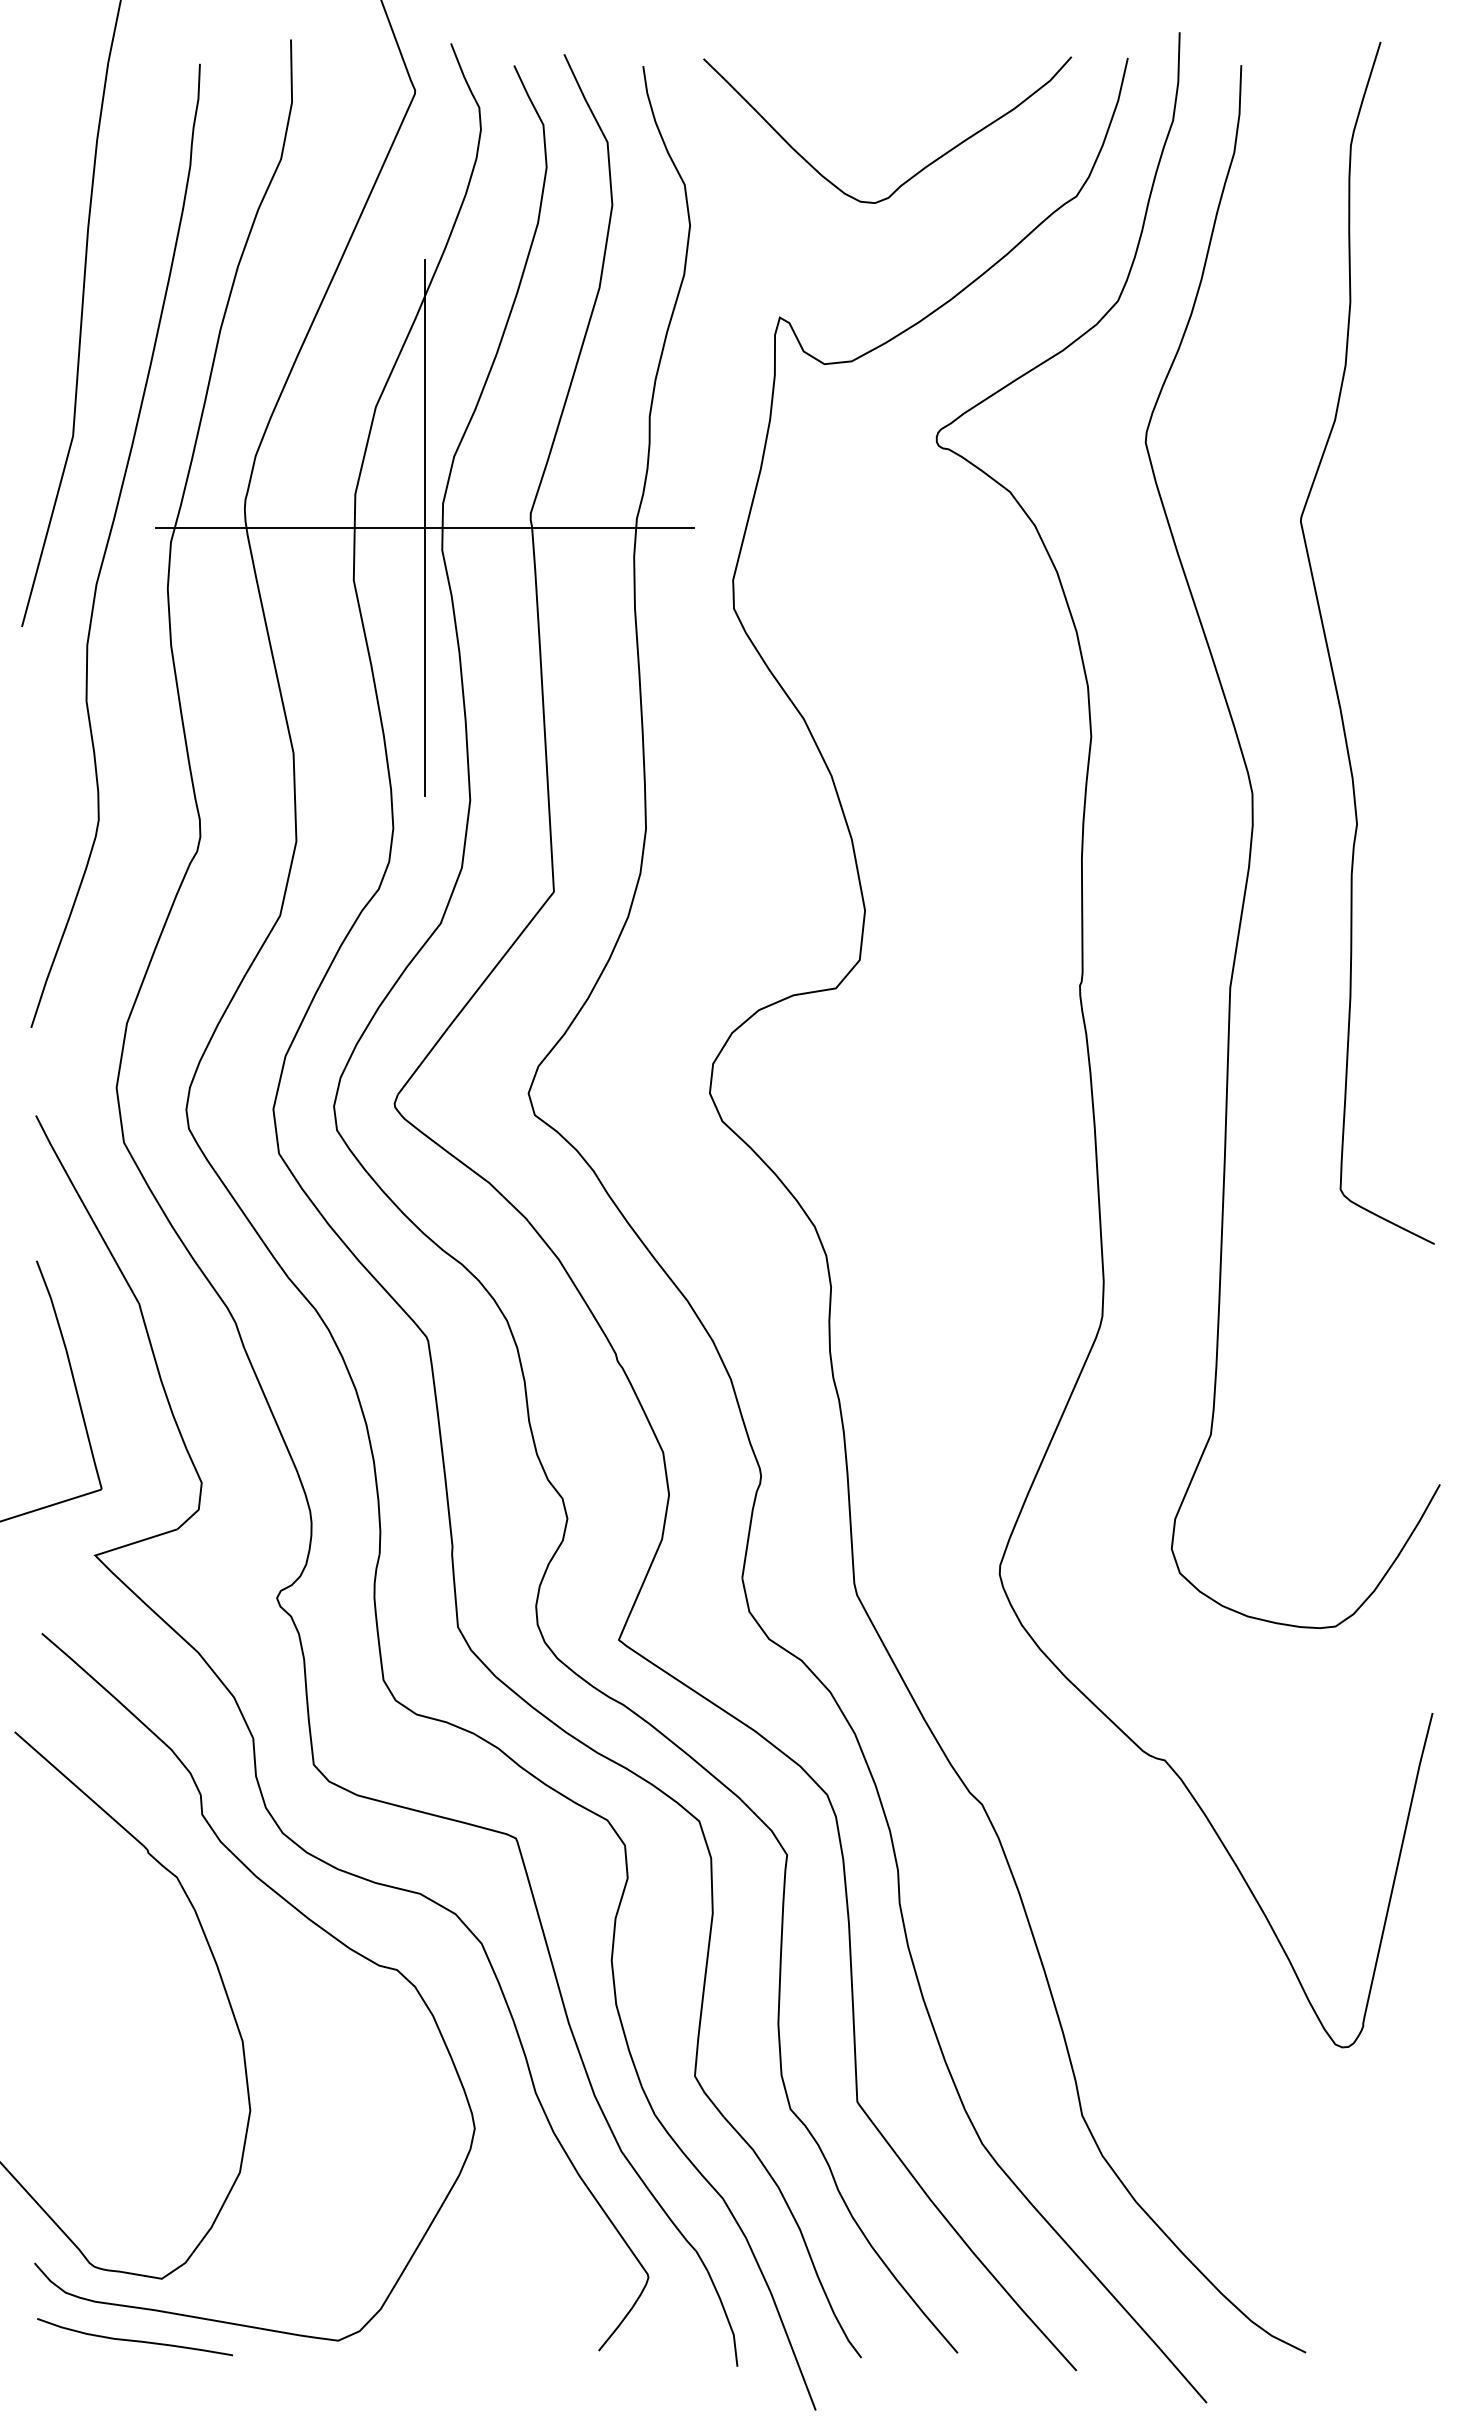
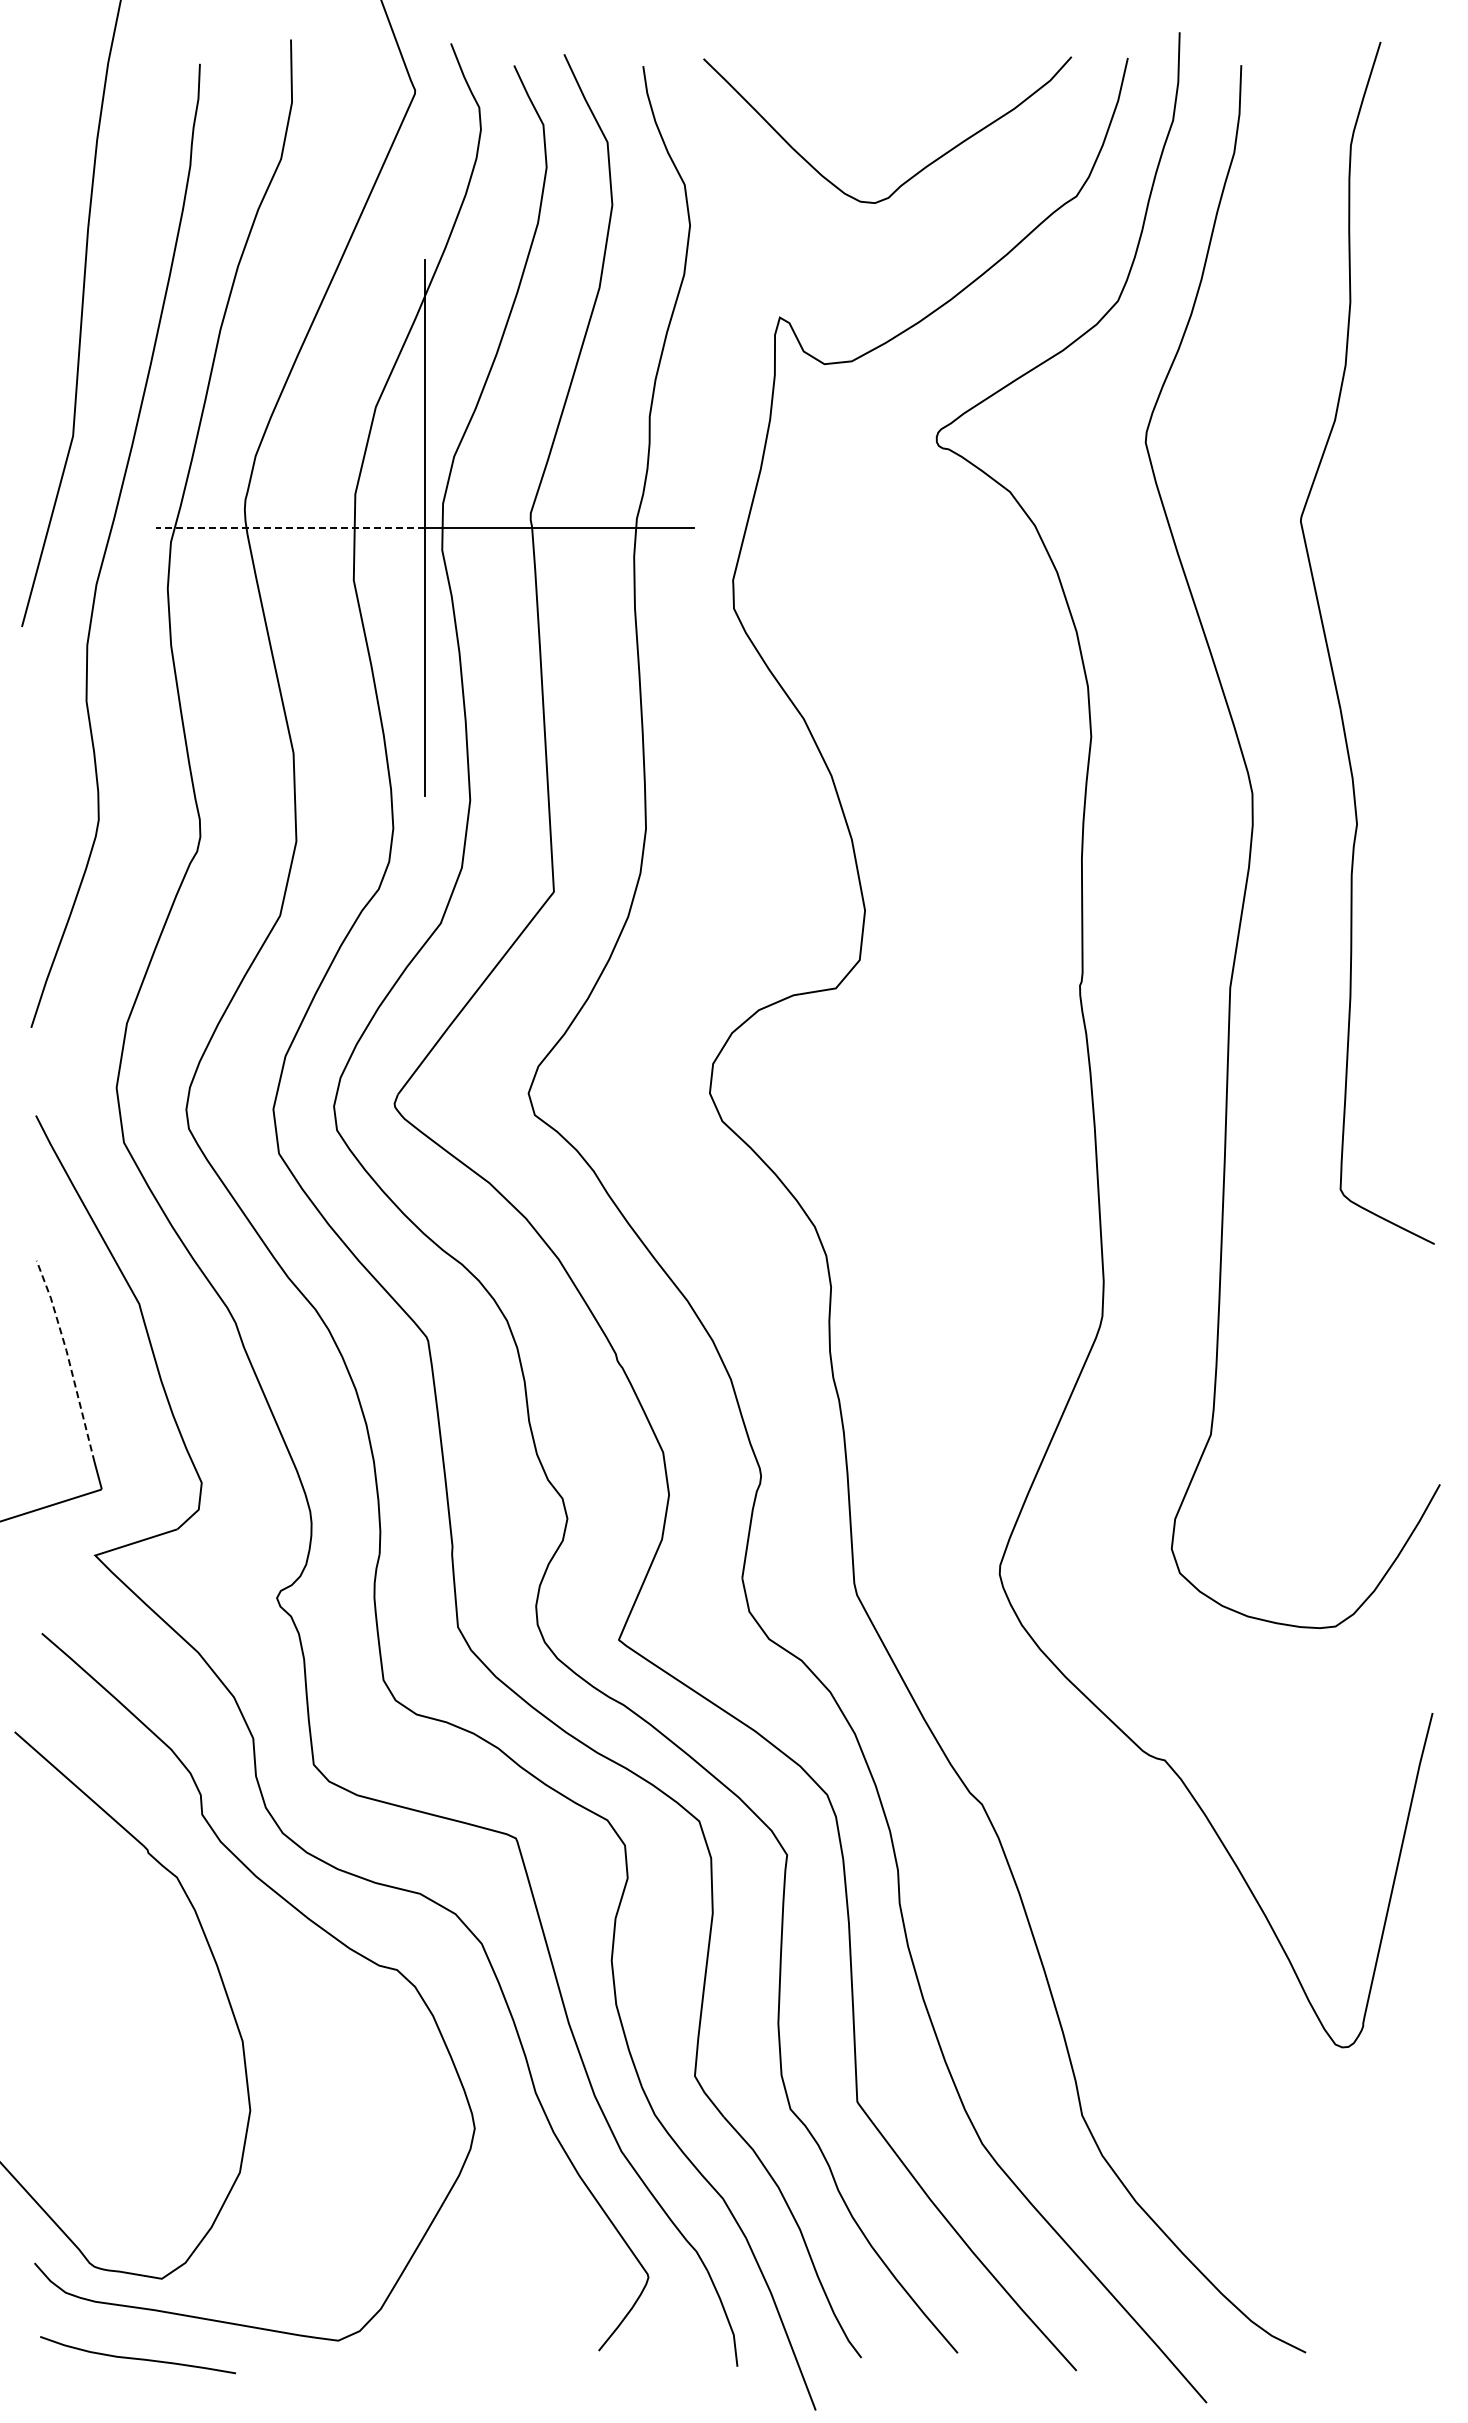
line: solid -> dashed (289, 527)
line: solid -> dashed (68, 1359)
curve position: (132, 2339) -> (135, 2357) (135, 2357)
